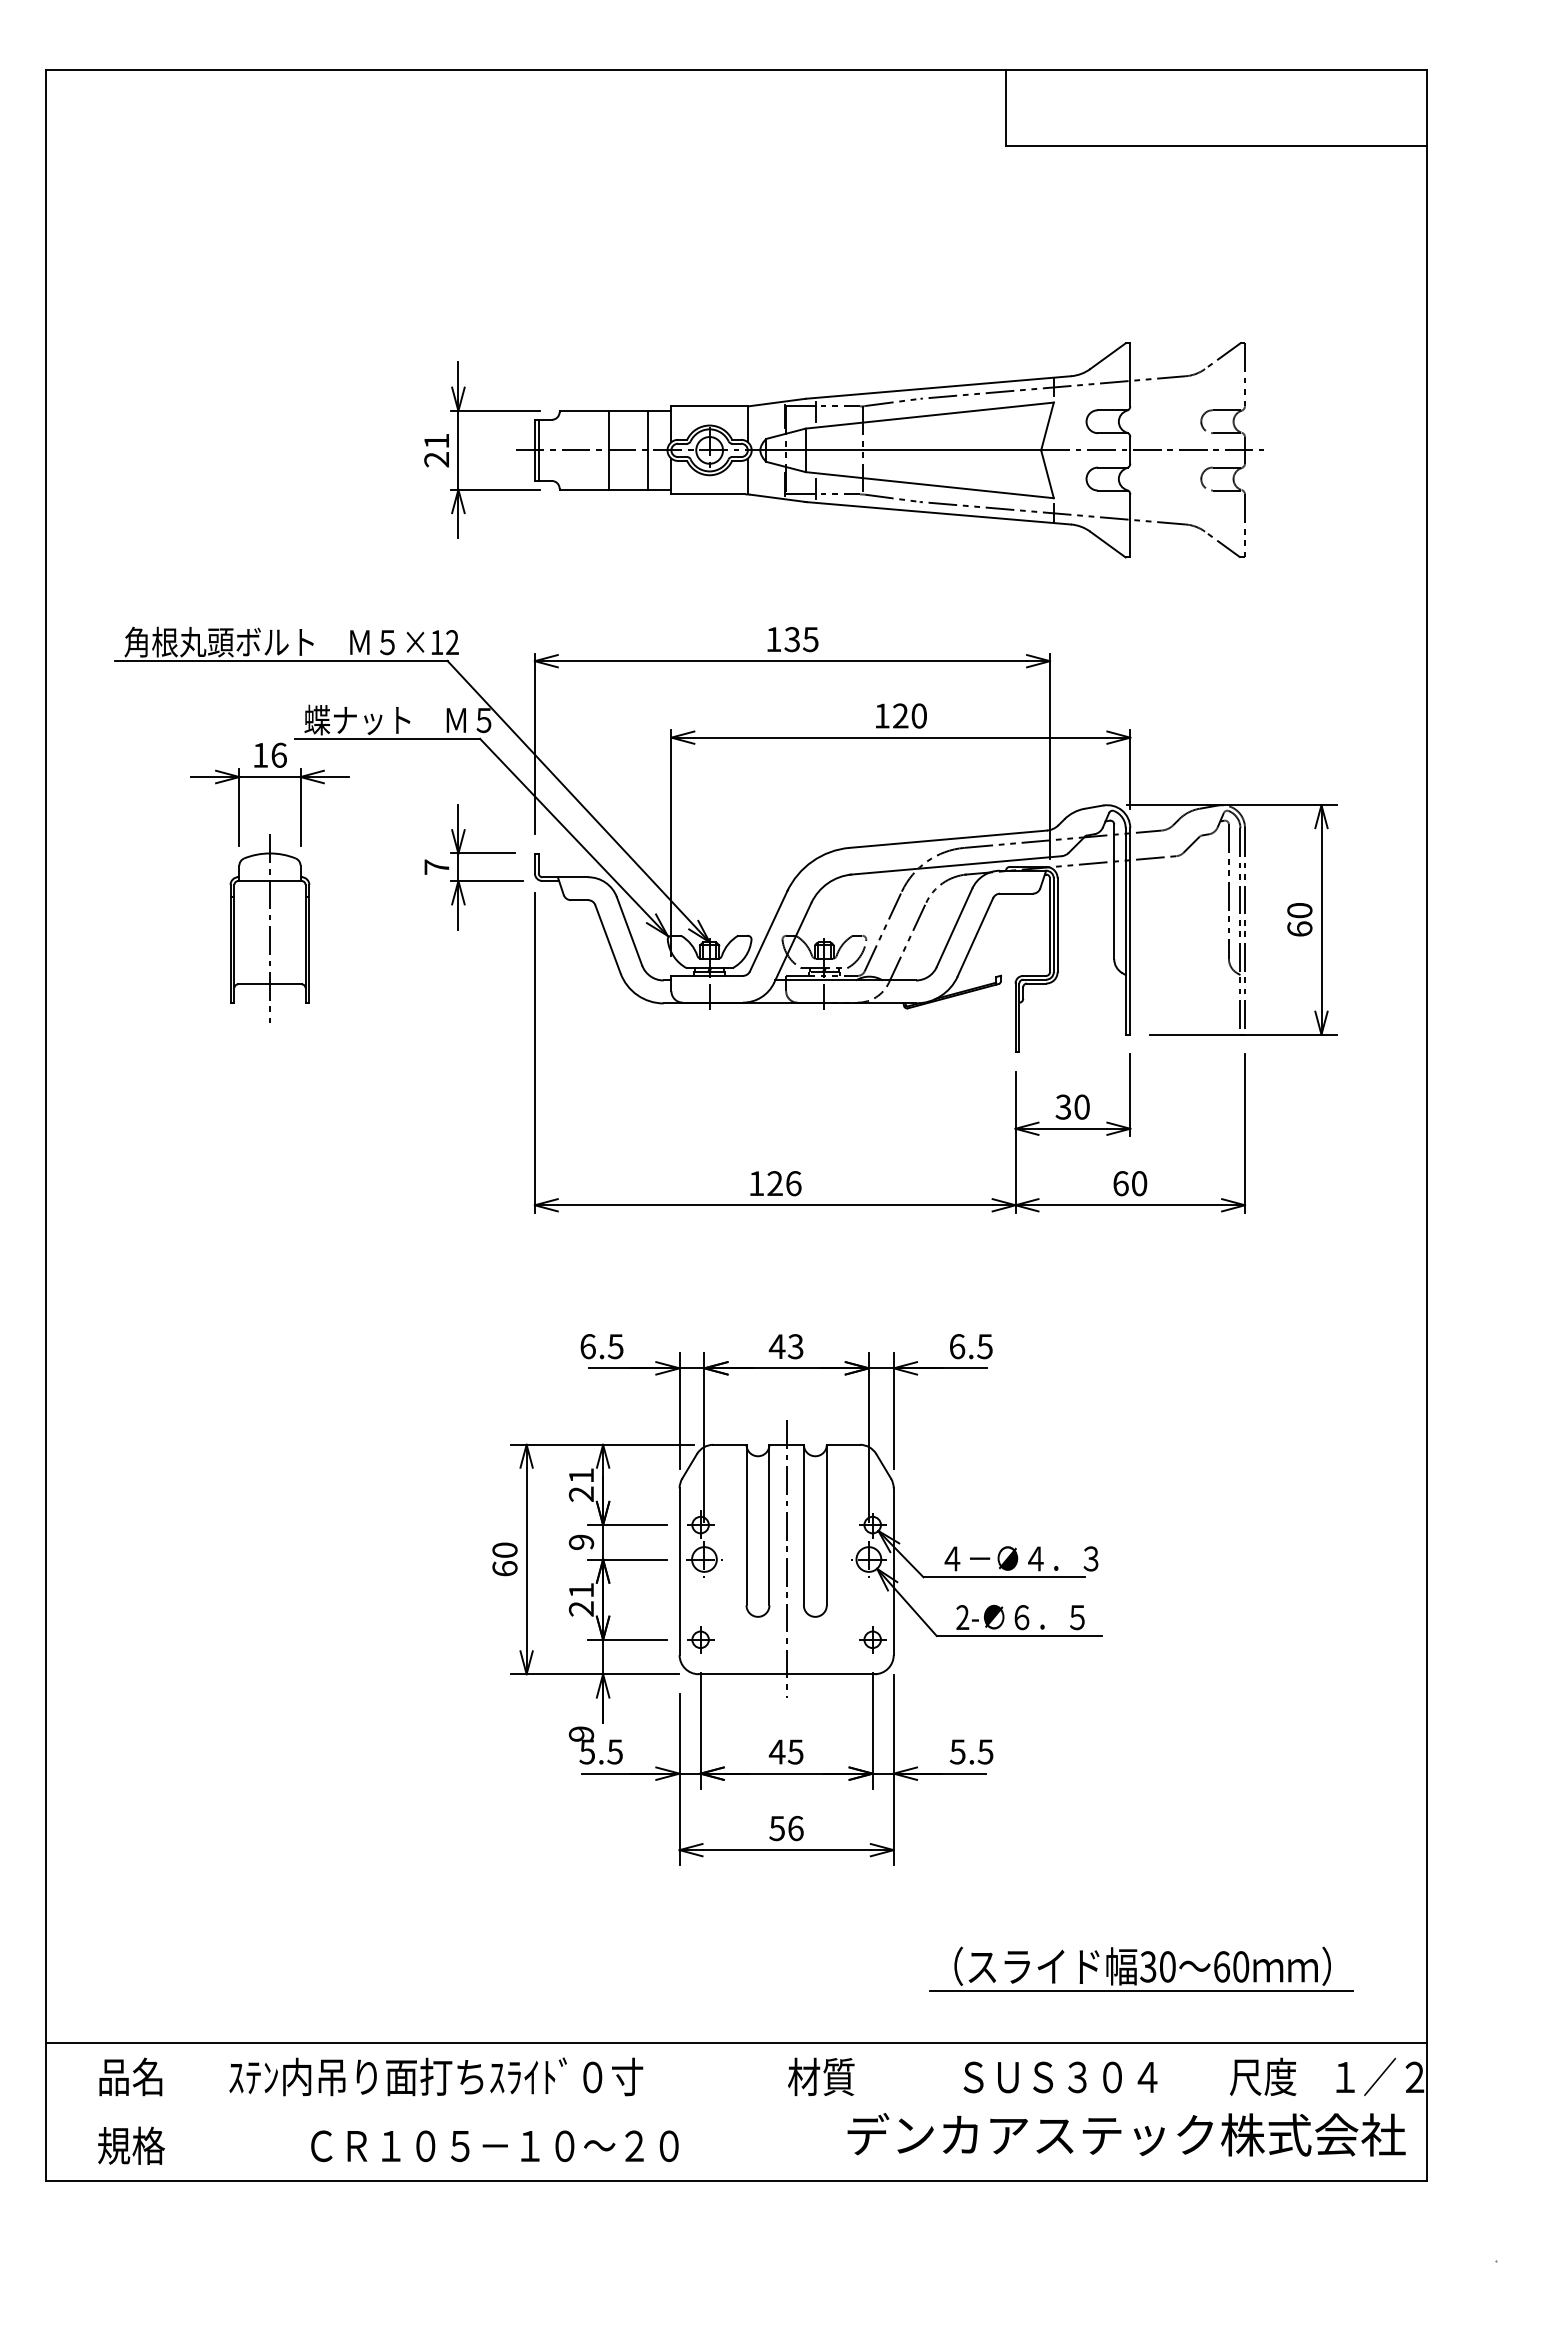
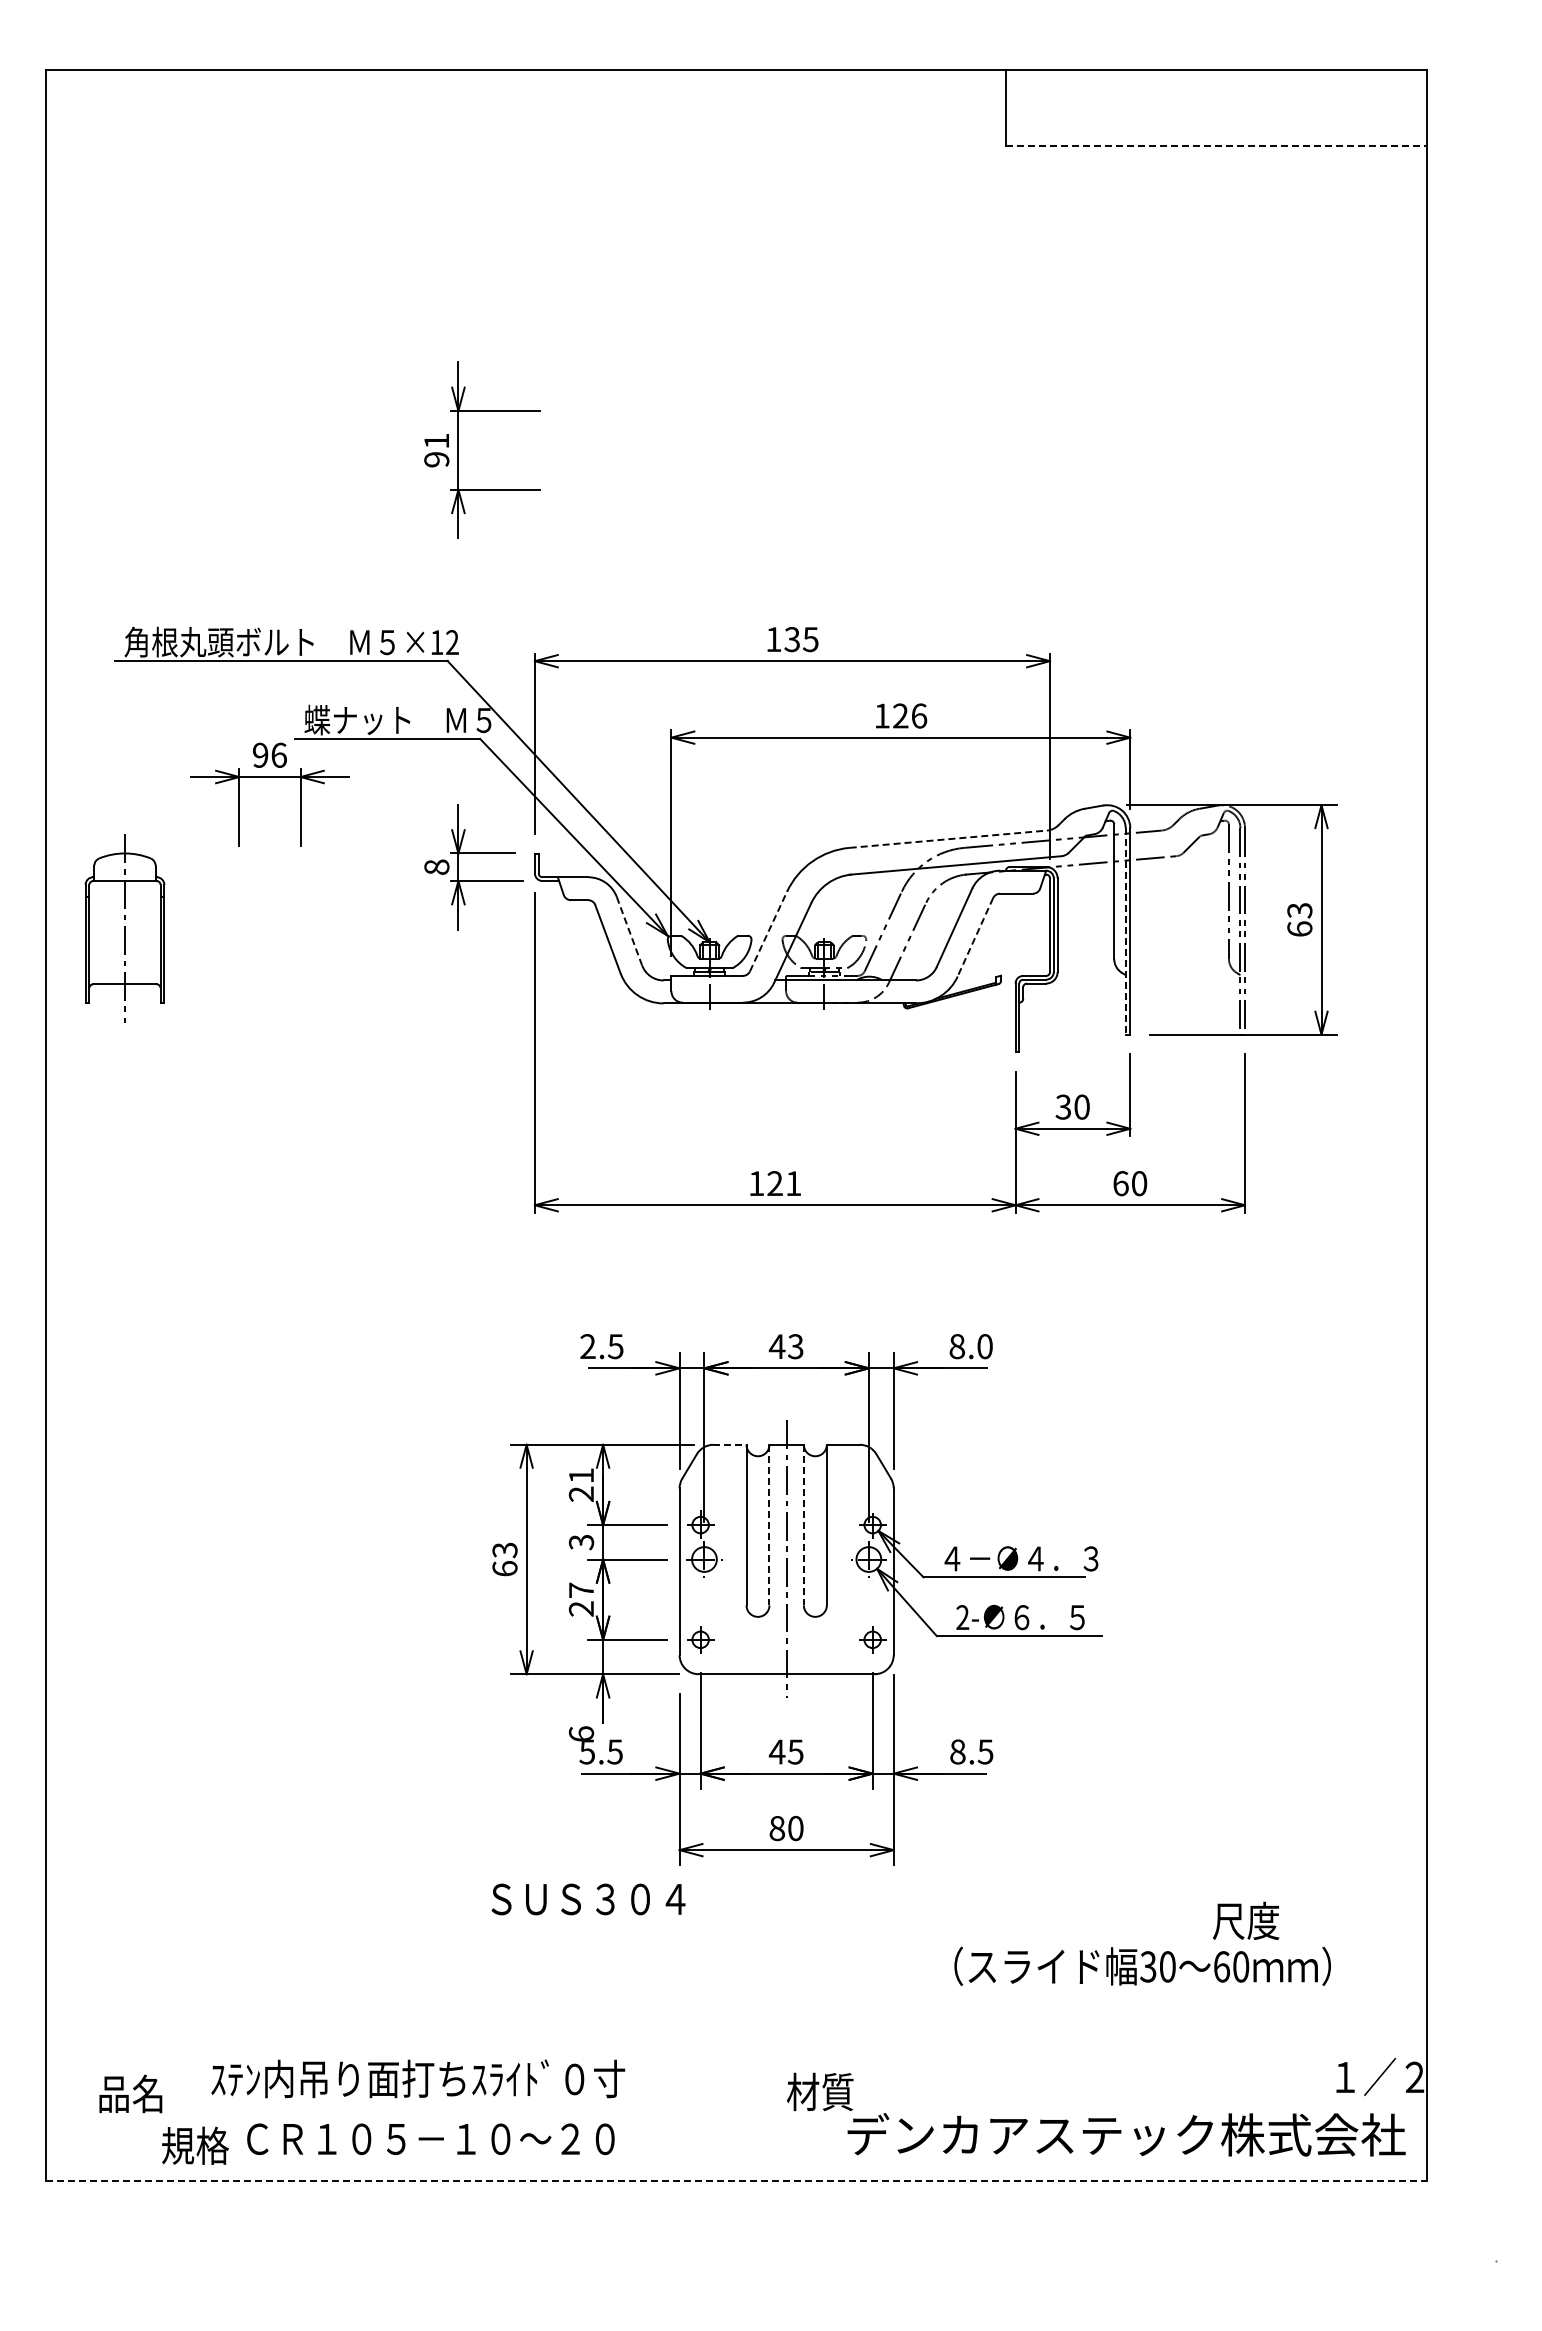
line: solid -> dashed (1216, 146)
part: present -> none (889, 450)
text: 21 -> 91 (436, 459)
text: 120 -> 126 (919, 715)
text: 16 -> 96 (260, 754)
line: solid -> dashed (948, 839)
text: 7 -> 8 (436, 866)
text: 60 -> 63 (1299, 910)
part position: (269, 928) -> (124, 928) (124, 928)
line: solid -> dashed (629, 930)
line: solid -> dashed (769, 930)
line: solid -> dashed (1125, 931)
line: solid -> dashed (975, 937)
text: 126 -> 121 (793, 1183)
text: 6.5 -> 2.5 (587, 1346)
text: 6.5 -> 8.0 (970, 1346)
line: solid -> dashed (729, 1444)
line: solid -> dashed (769, 1525)
line: solid -> dashed (803, 1525)
text: 9 -> 3 (581, 1542)
text: 60 -> 63 (504, 1550)
text: 21 -> 27 (581, 1589)
text: 9 -> 6 (581, 1733)
text: 5.5 -> 8.5 (957, 1751)
text: 56 -> 80 (786, 1828)
line: present -> none (1140, 1991)
line: present -> none (736, 2043)
text position: (130, 2076) -> (130, 2093) (130, 2093)
text position: (436, 2076) -> (418, 2078) (418, 2078)
text position: (821, 2076) -> (820, 2091) (820, 2091)
text position: (1263, 2076) -> (1246, 1920) (1246, 1920)
text position: (1060, 2077) -> (588, 1899) (588, 1899)
text position: (131, 2145) -> (195, 2145) (195, 2145)
text position: (494, 2146) -> (430, 2139) (430, 2139)
line: solid -> dashed (737, 2180)
